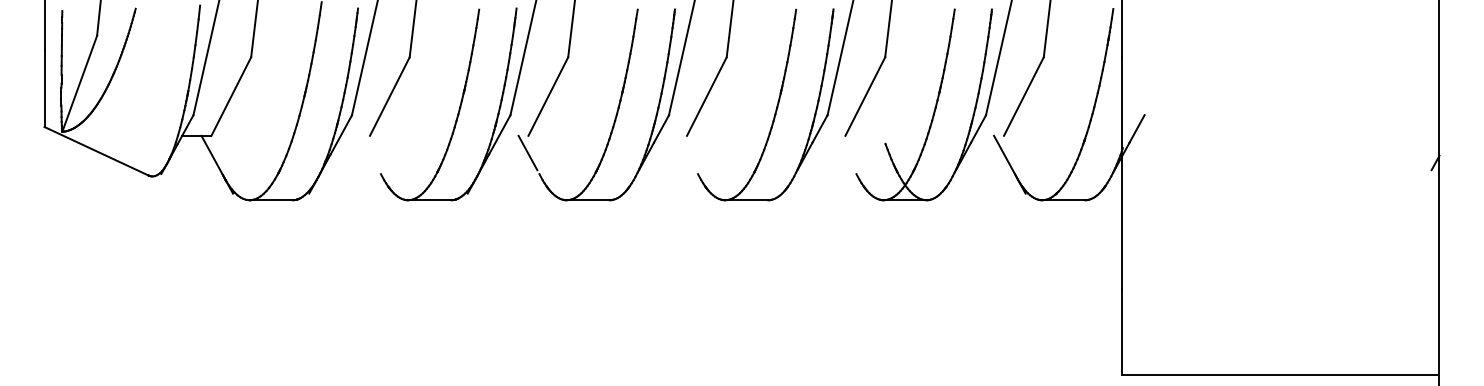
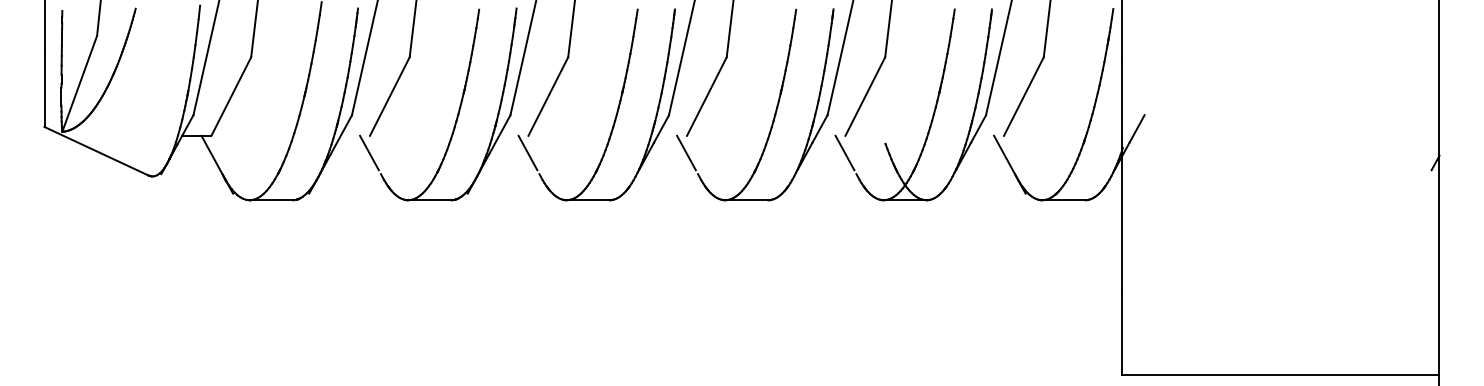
line: none -> present (369, 152)
line: none -> present (686, 152)
line: none -> present (844, 152)
